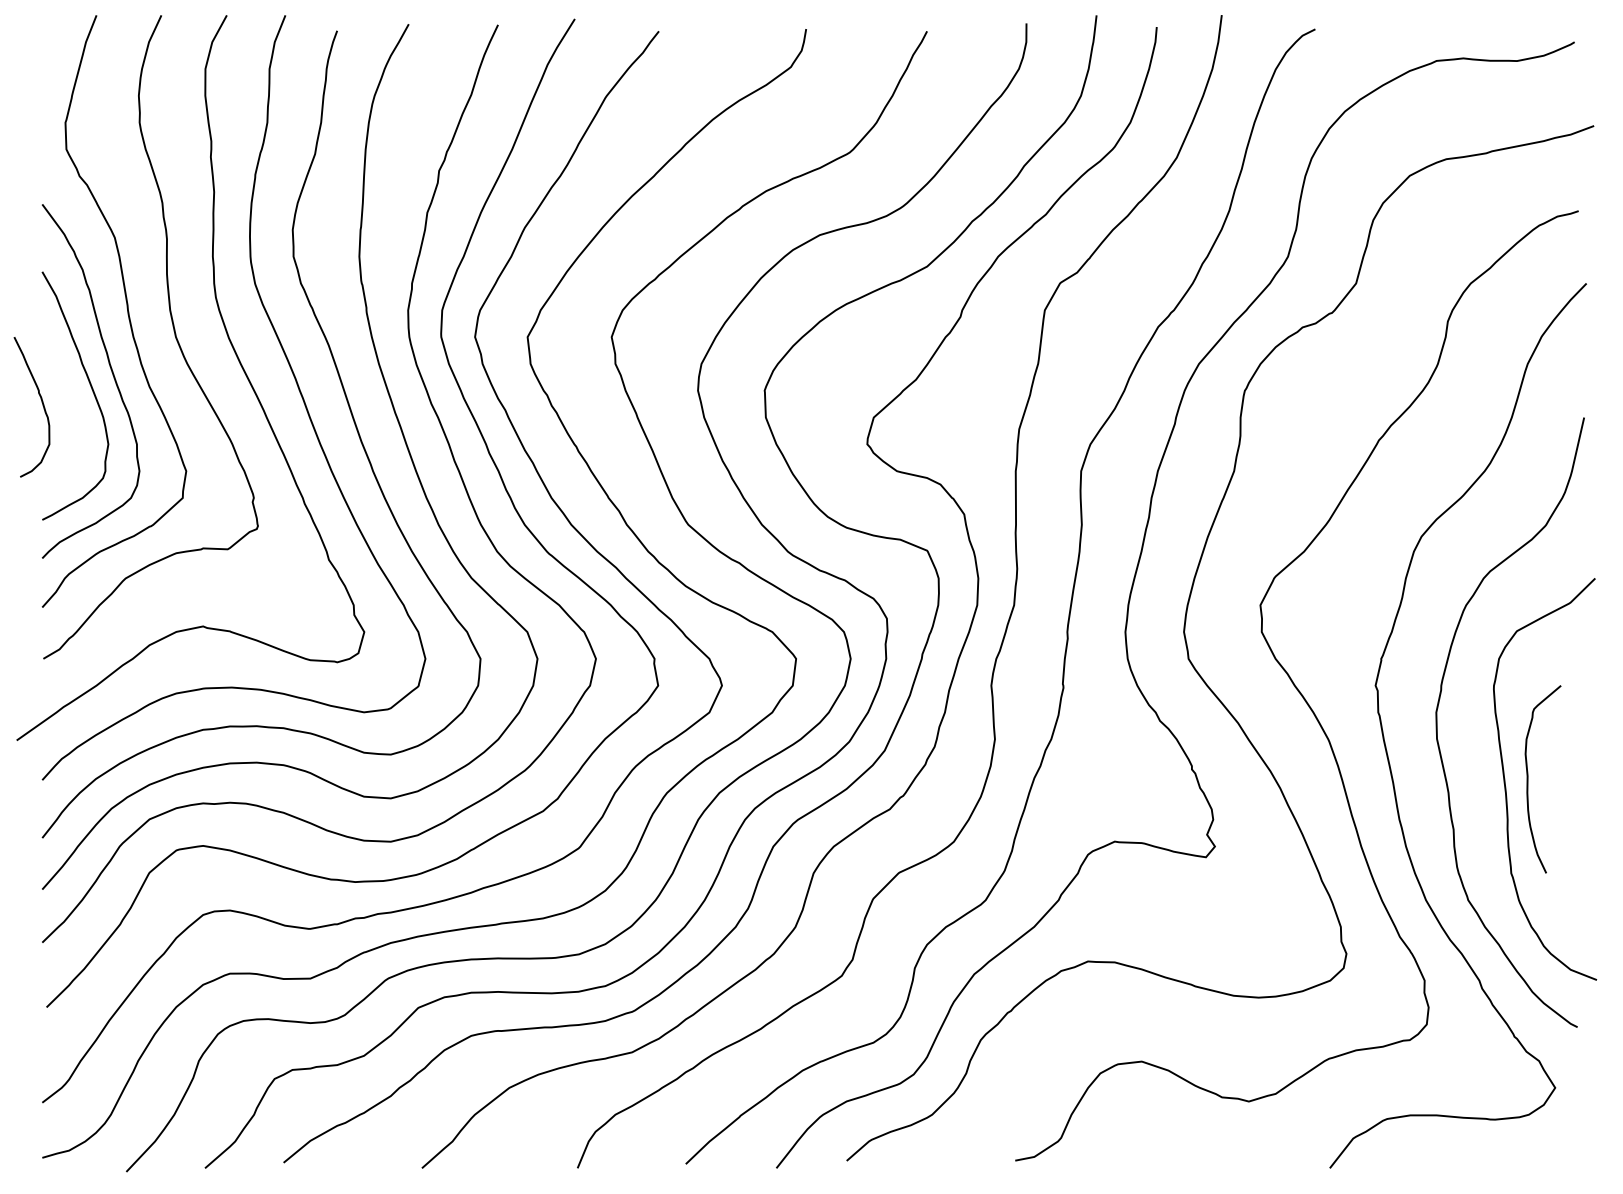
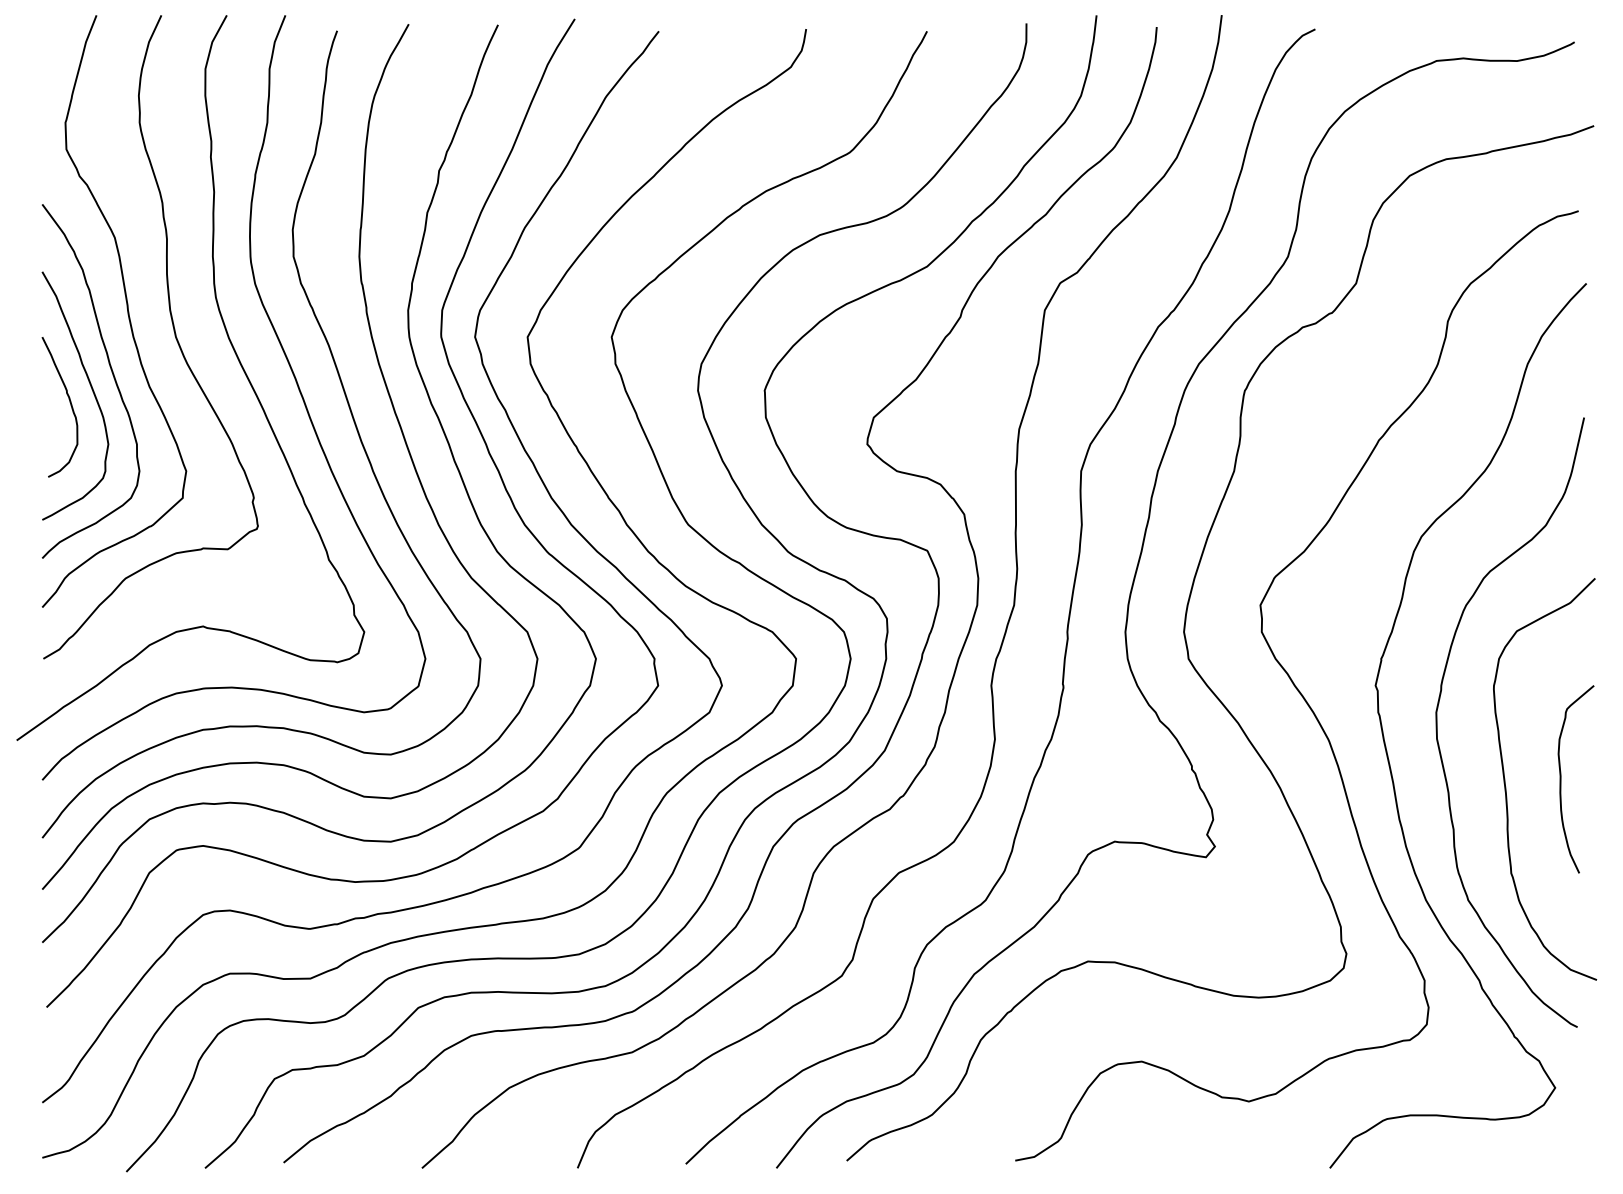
curve position: (41, 402) -> (69, 402) (69, 402)
curve position: (1528, 779) -> (1561, 779) (1561, 779)
